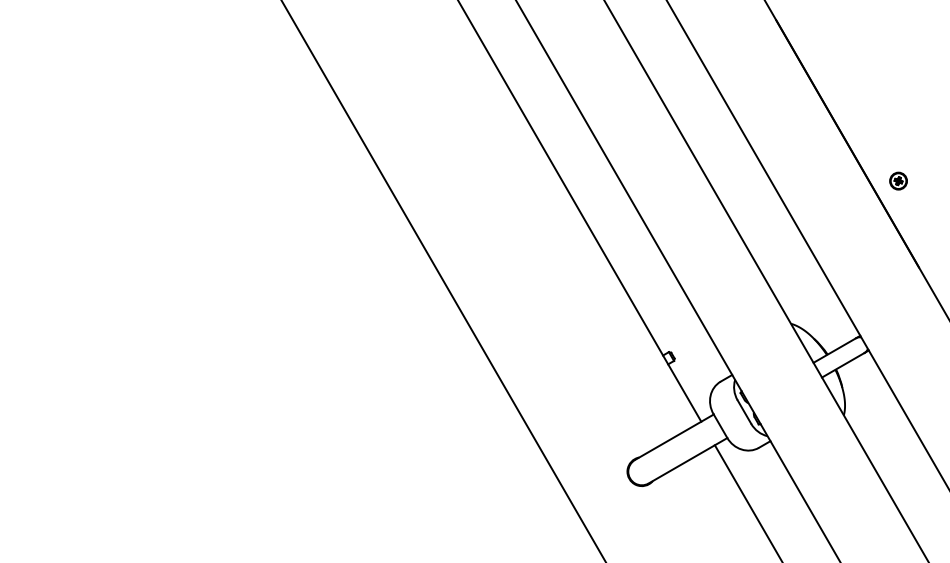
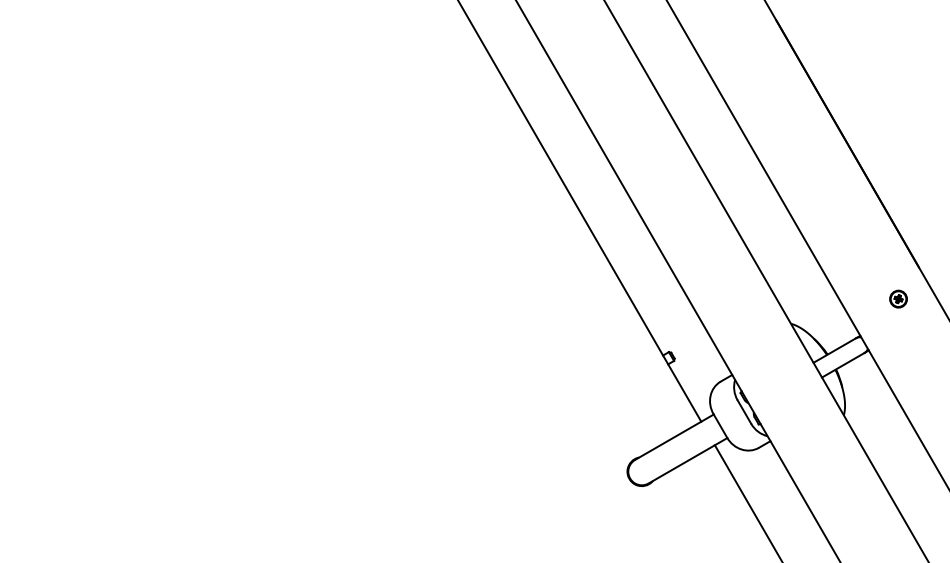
part position: (898, 180) -> (898, 298) (898, 298)
line: present -> none (443, 280)
